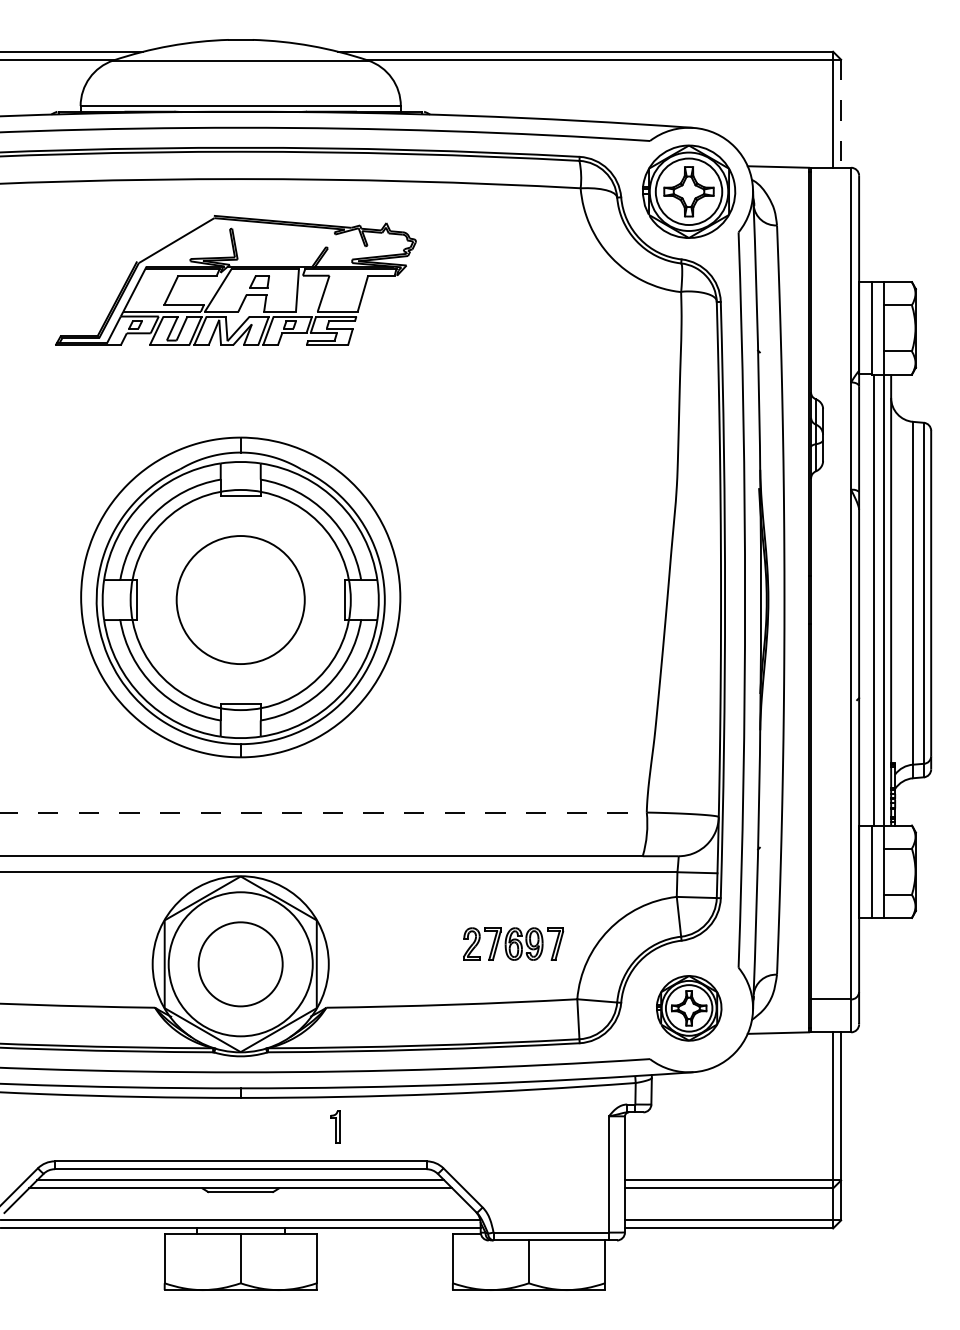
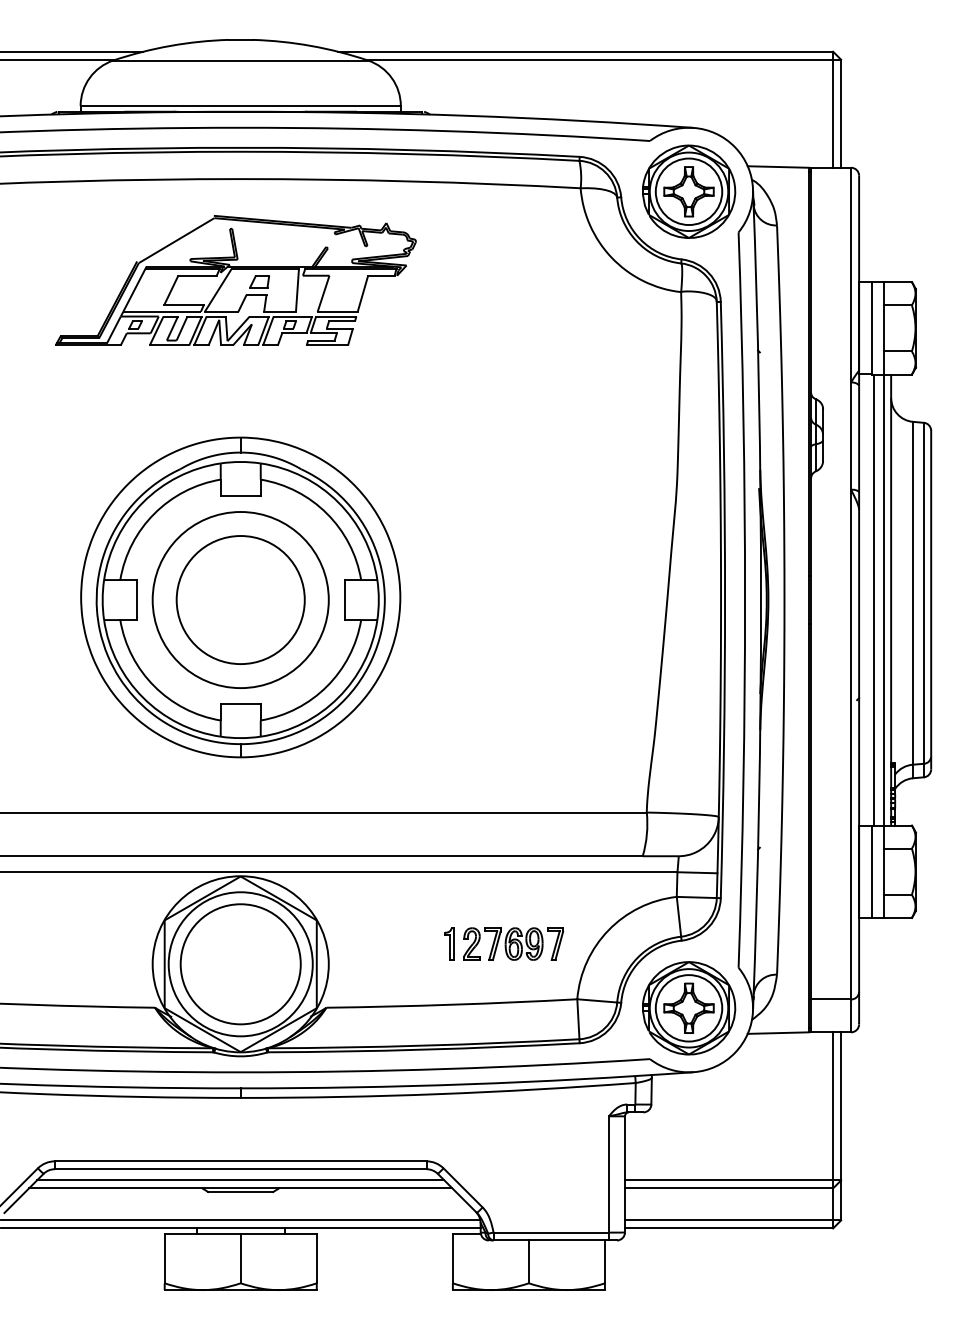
line: dashed -> solid (841, 114)
circle diameter: 220 px -> 176 px (240, 600)
line: dashed -> solid (324, 812)
circle size: 87x87 px -> 123x123 px (240, 964)
part size: 67x67 px -> 95x95 px (689, 1008)
part position: (335, 1126) -> (449, 943) (449, 943)
